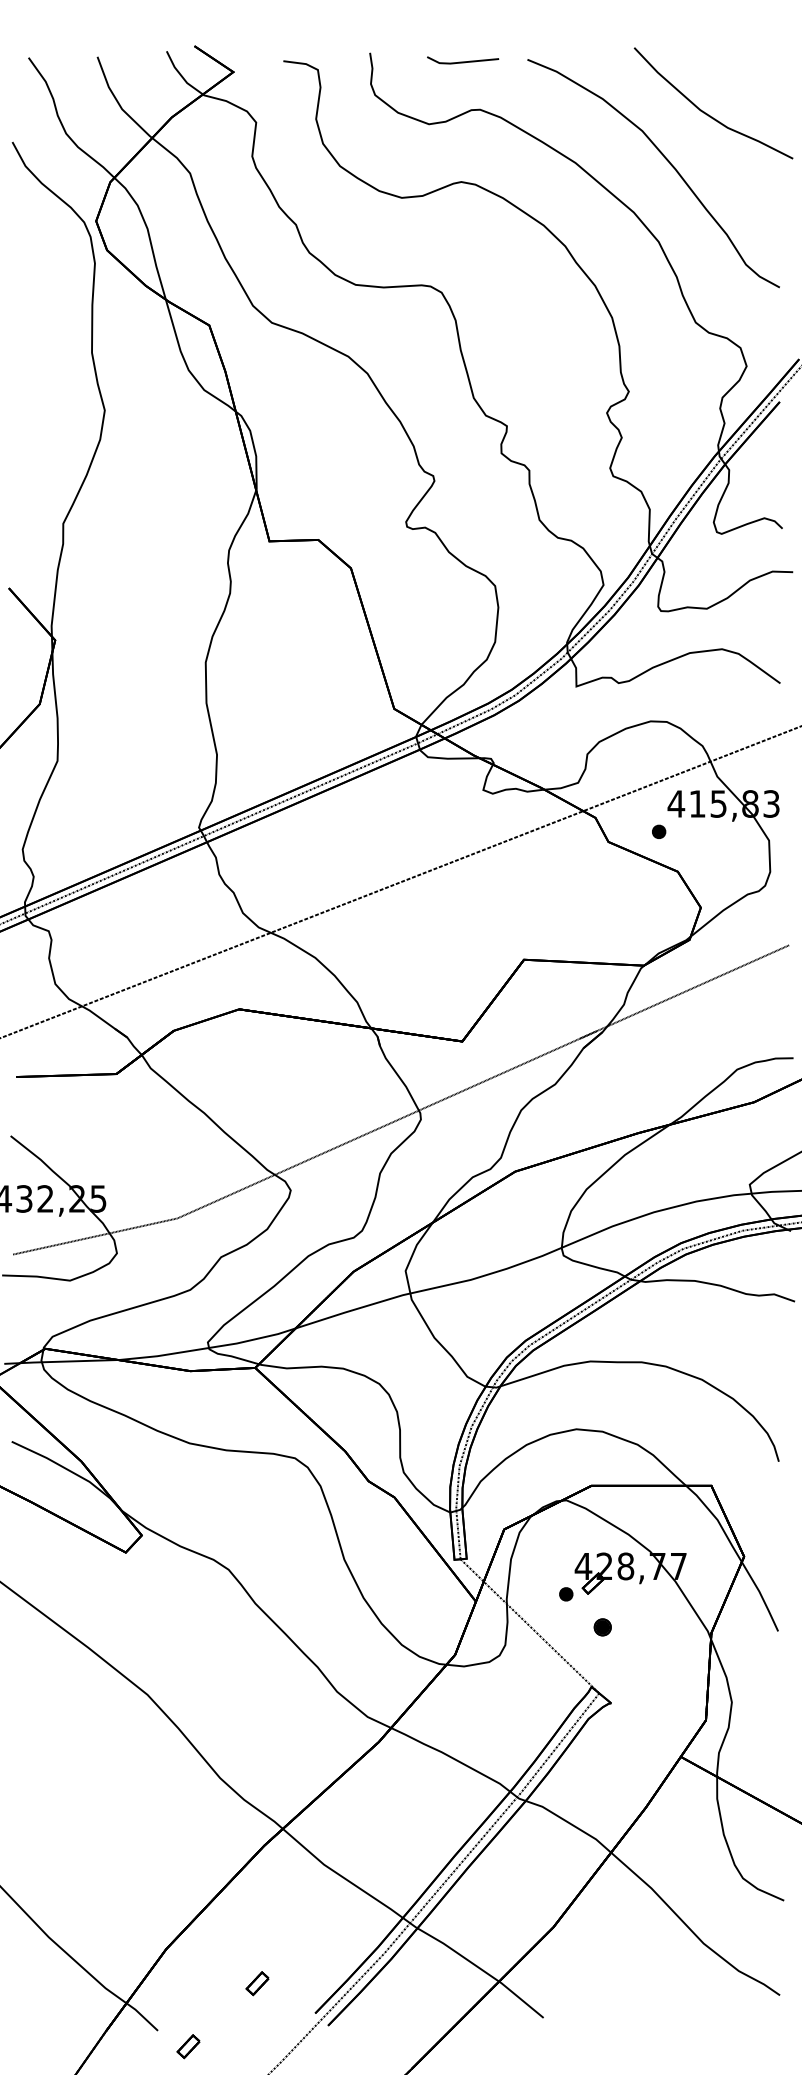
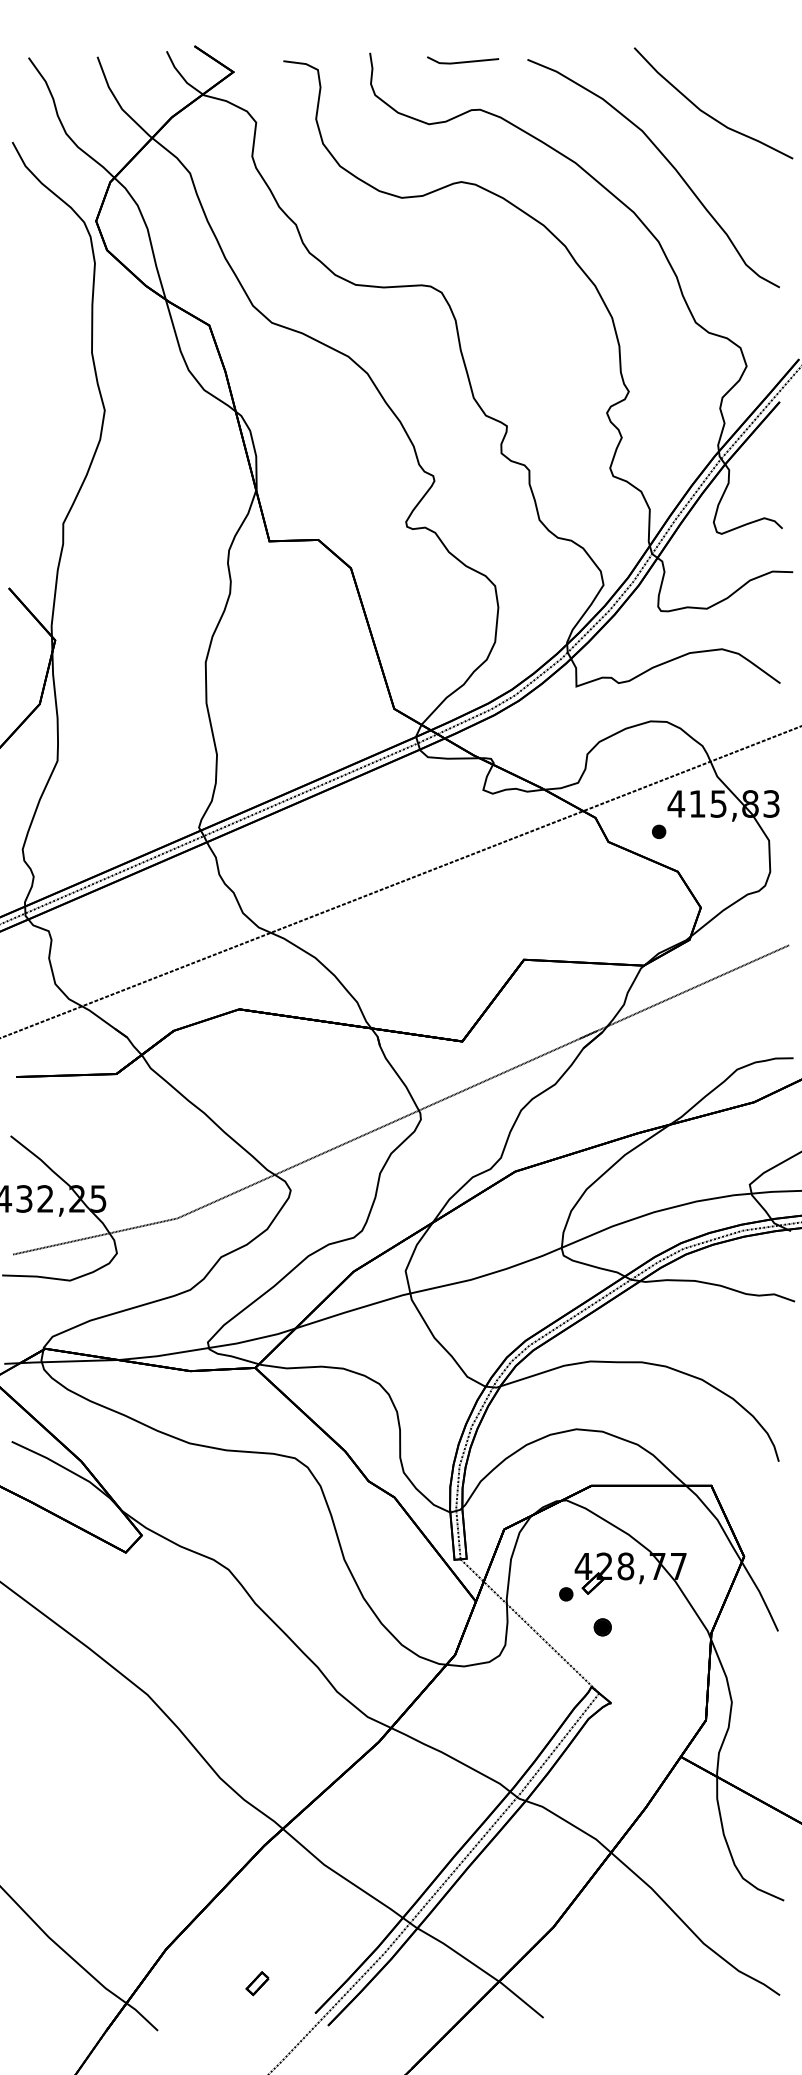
part: present -> none (188, 2046)
